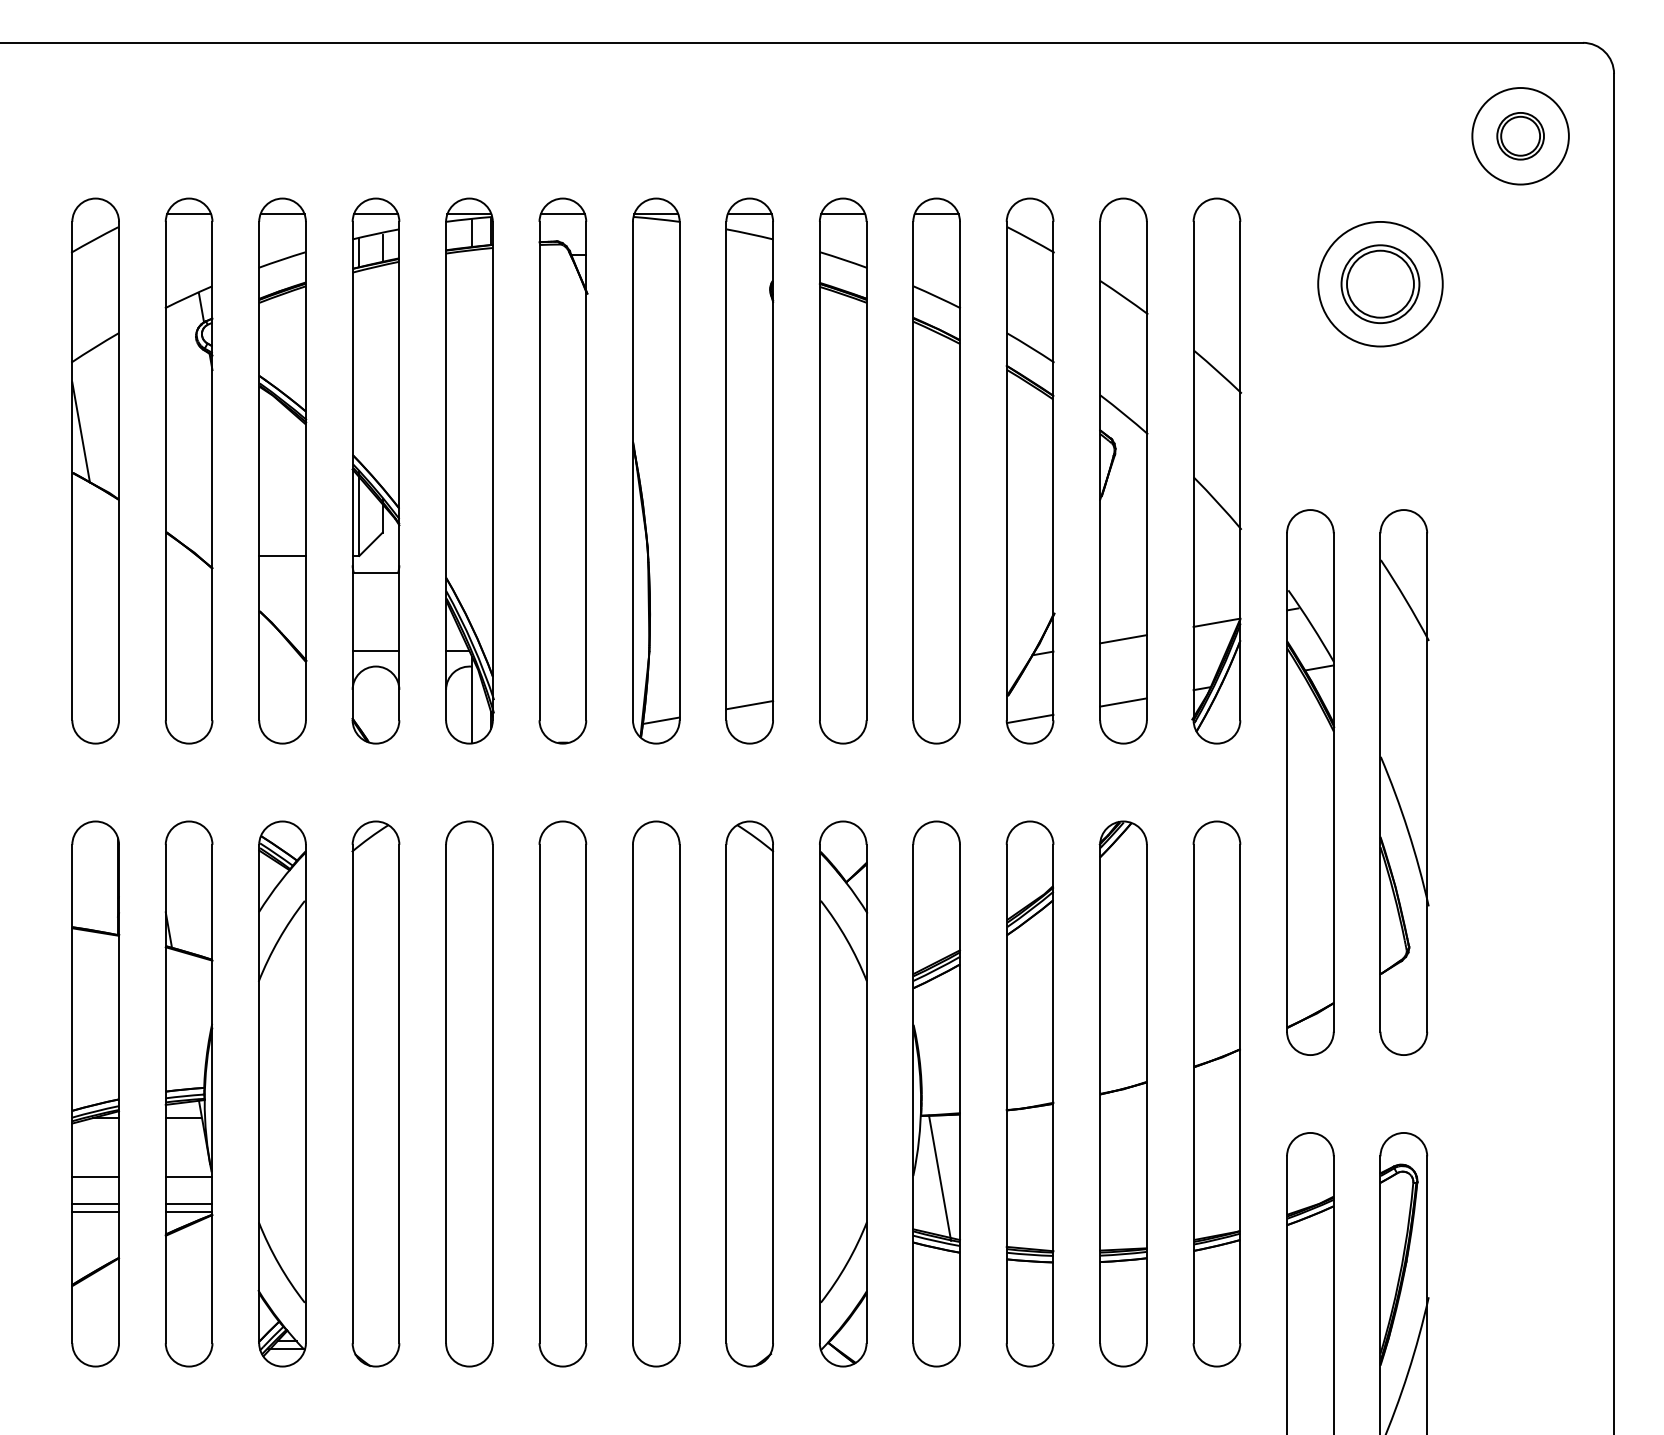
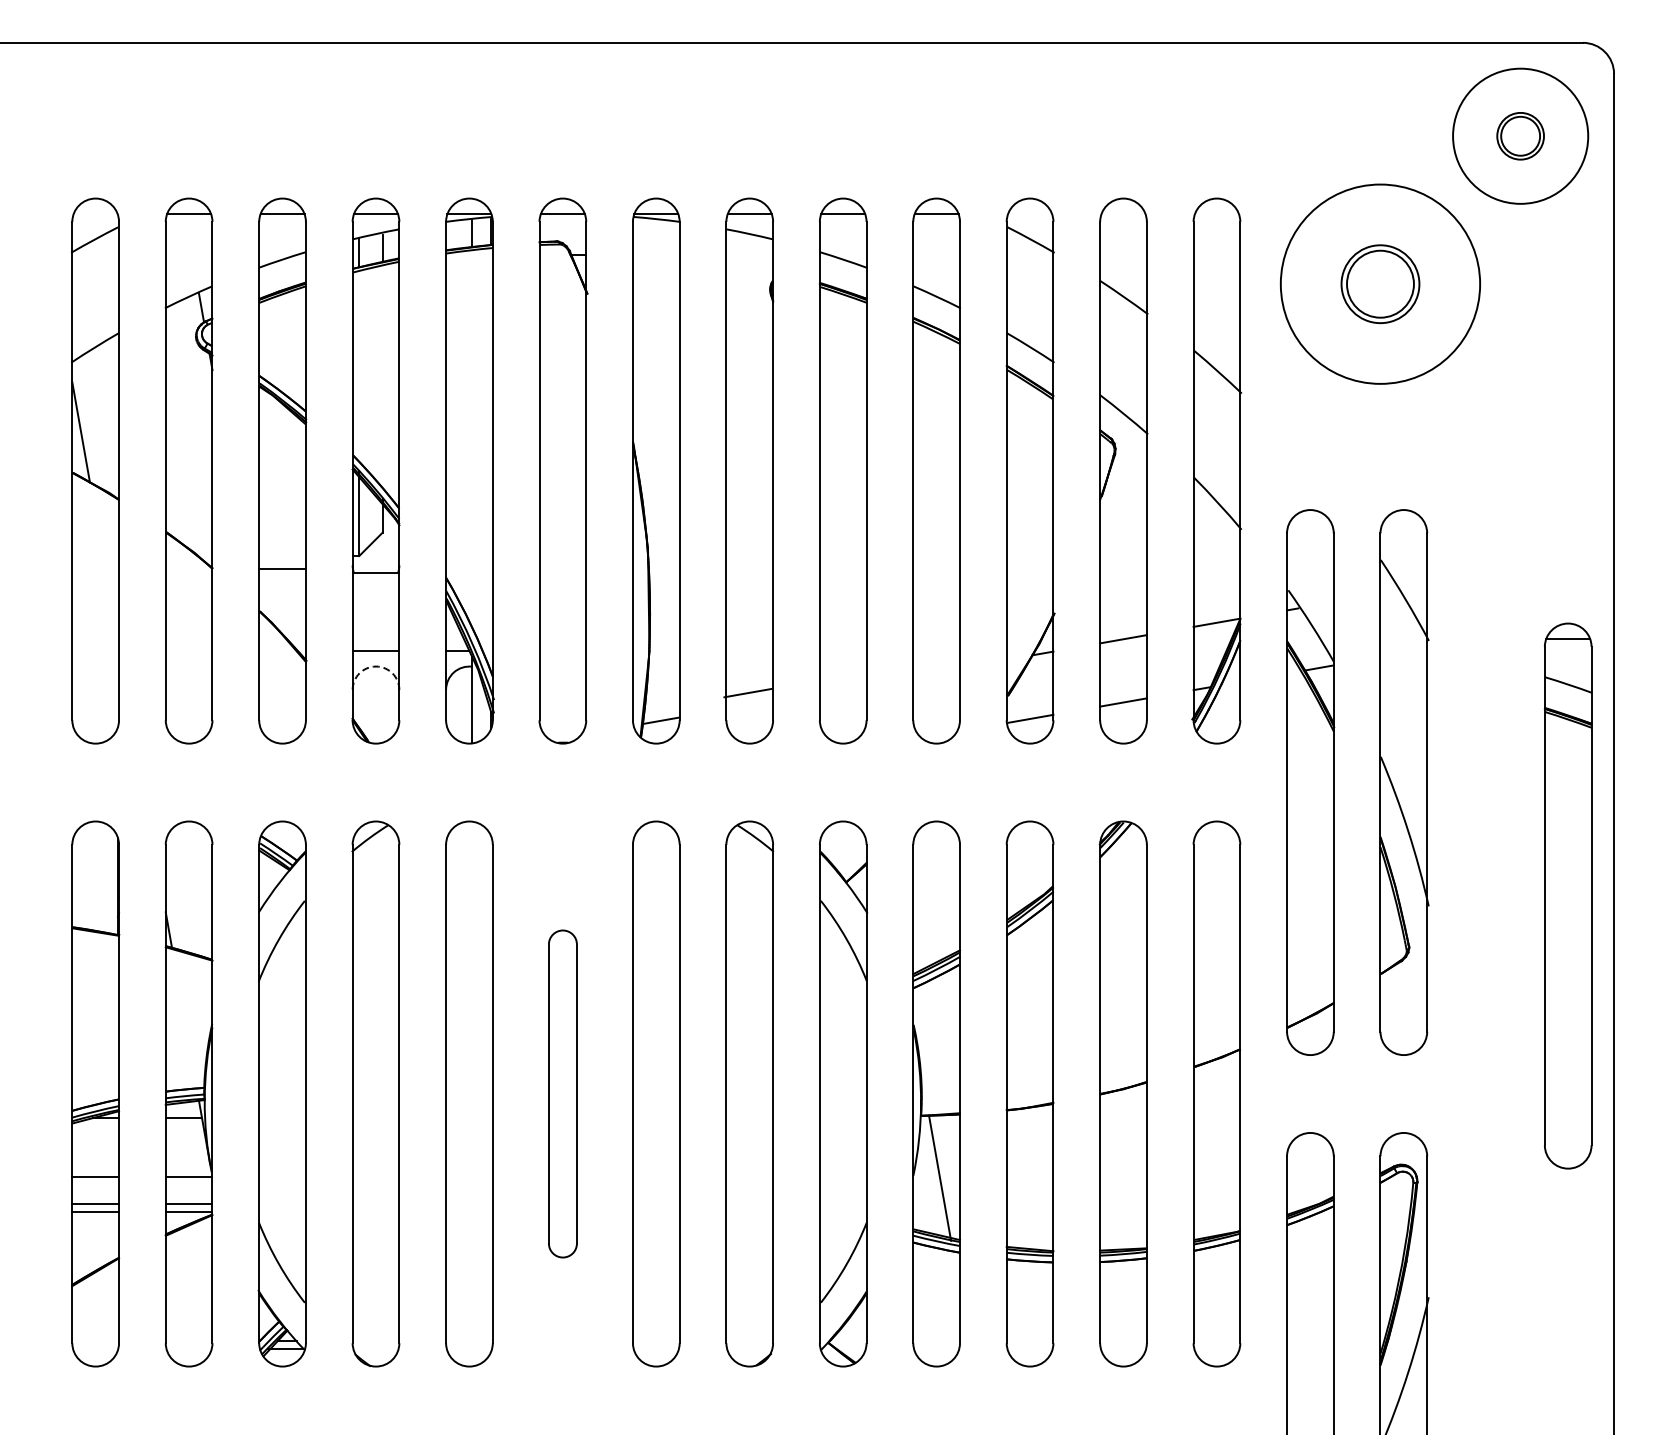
circle diameter: 97 px -> 135 px (1520, 135)
circle diameter: 125 px -> 199 px (1380, 283)
line position: (282, 555) -> (282, 568) (282, 568)
arc: solid -> dashed (376, 666)
line position: (749, 705) -> (747, 693) (747, 693)
part: none -> present (1567, 895)
part size: 50x548 px -> 30x330 px (562, 1093)
